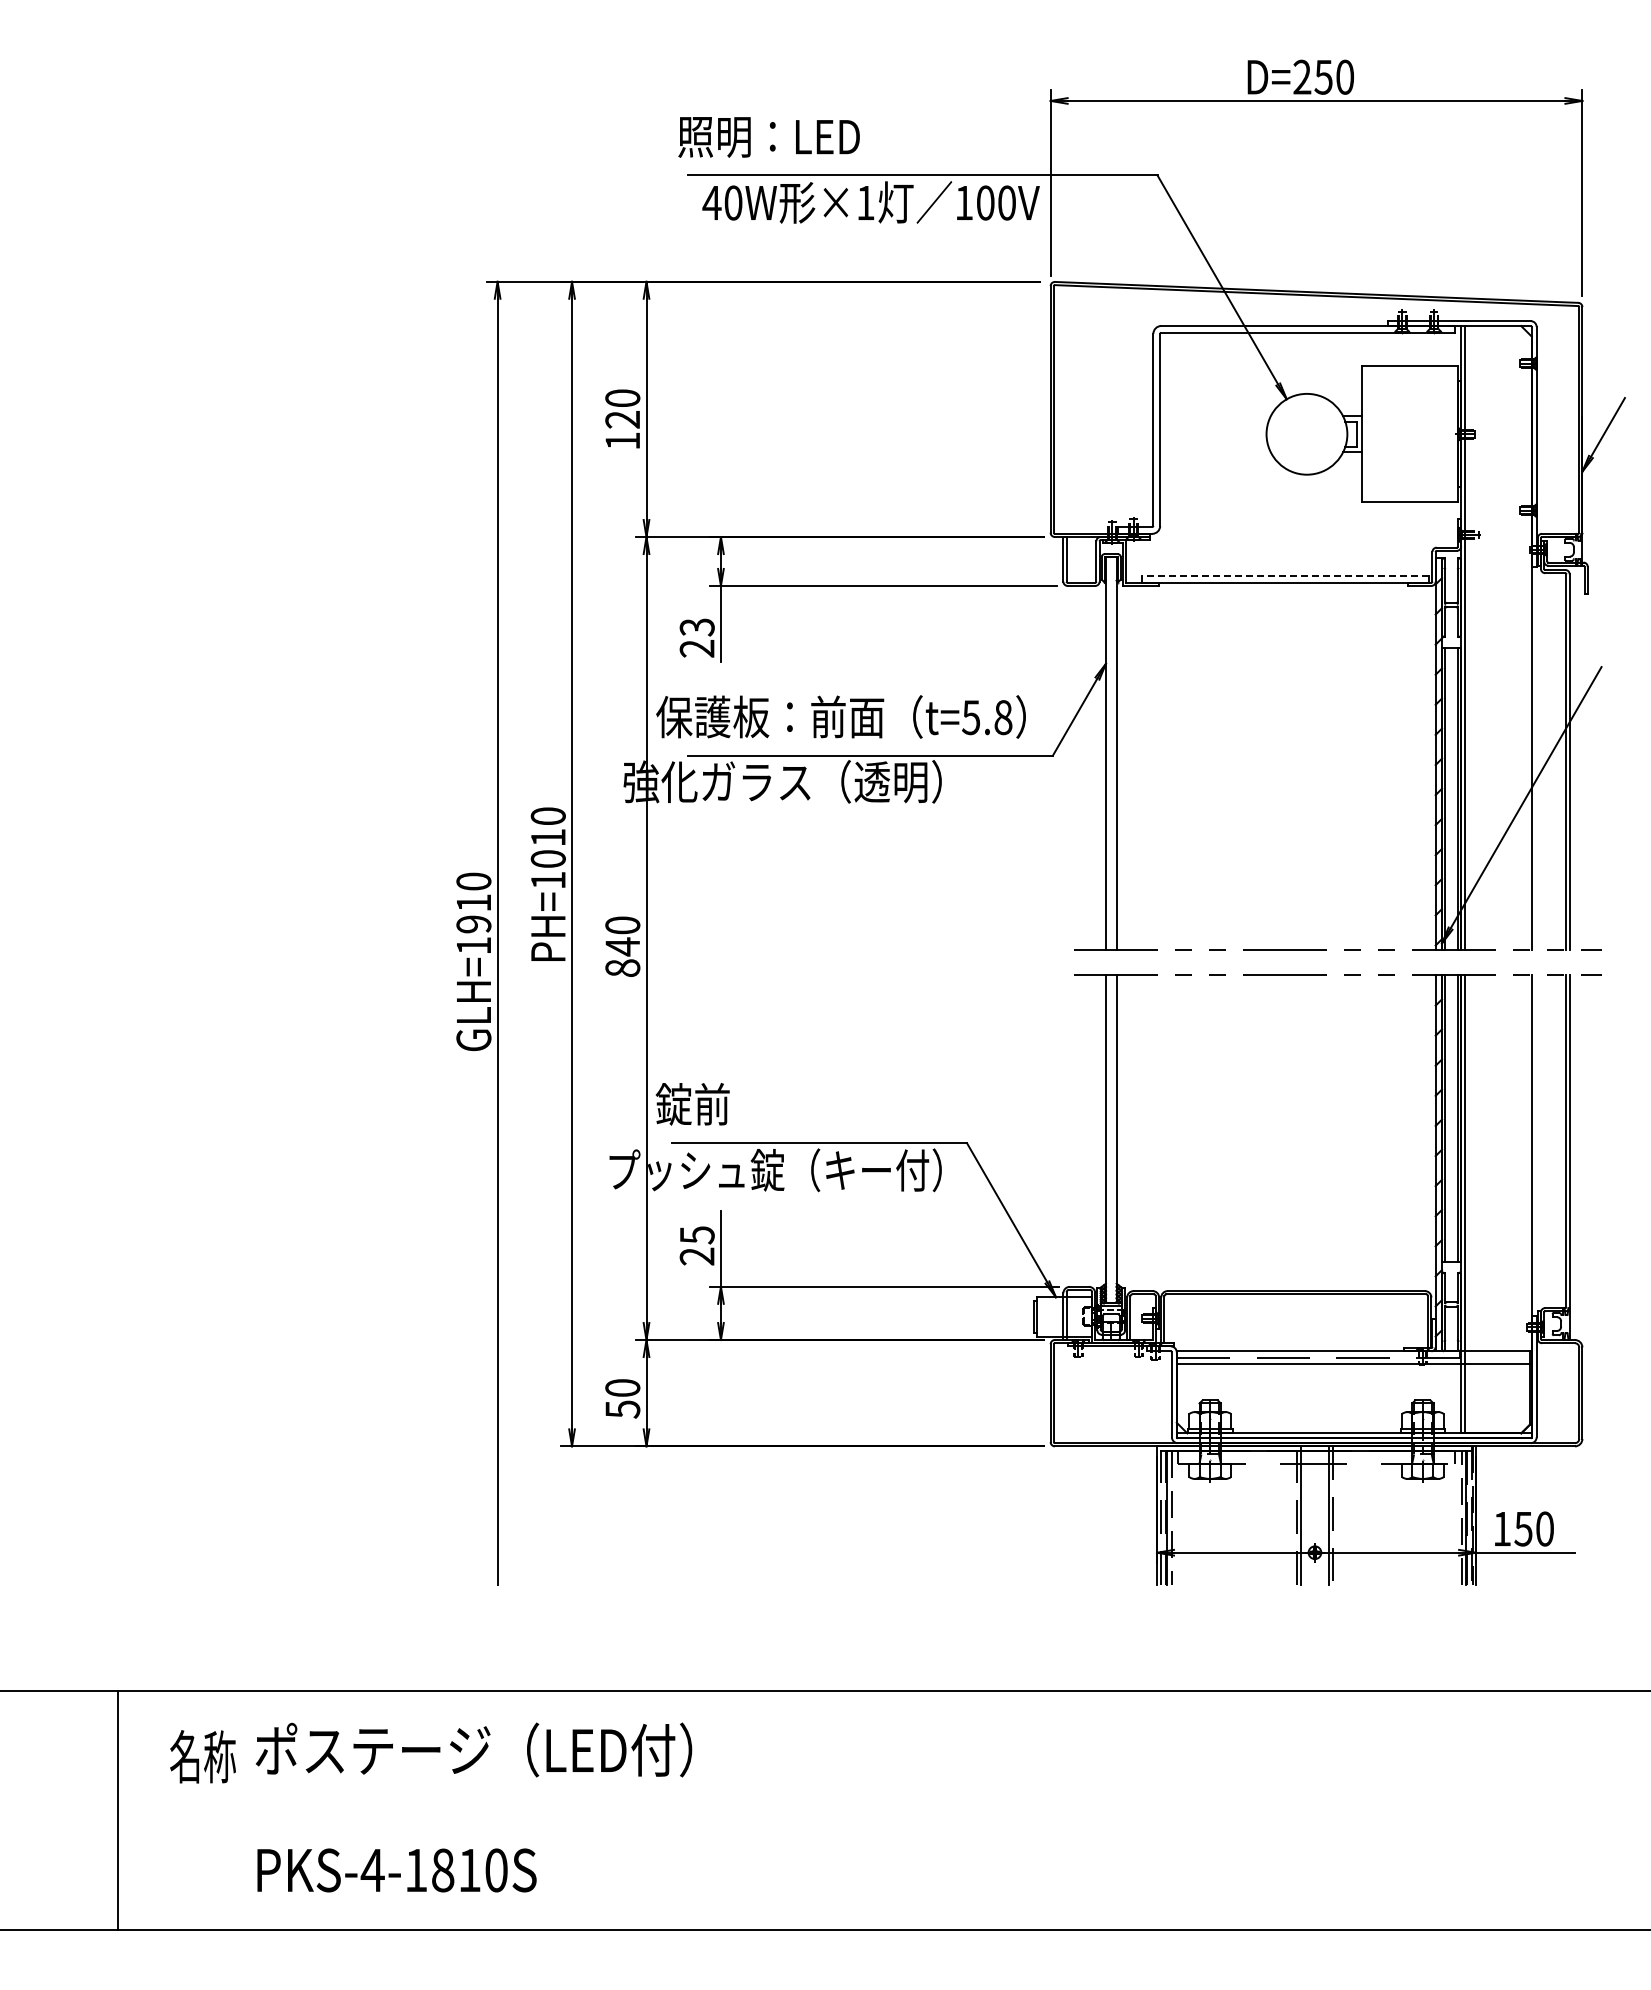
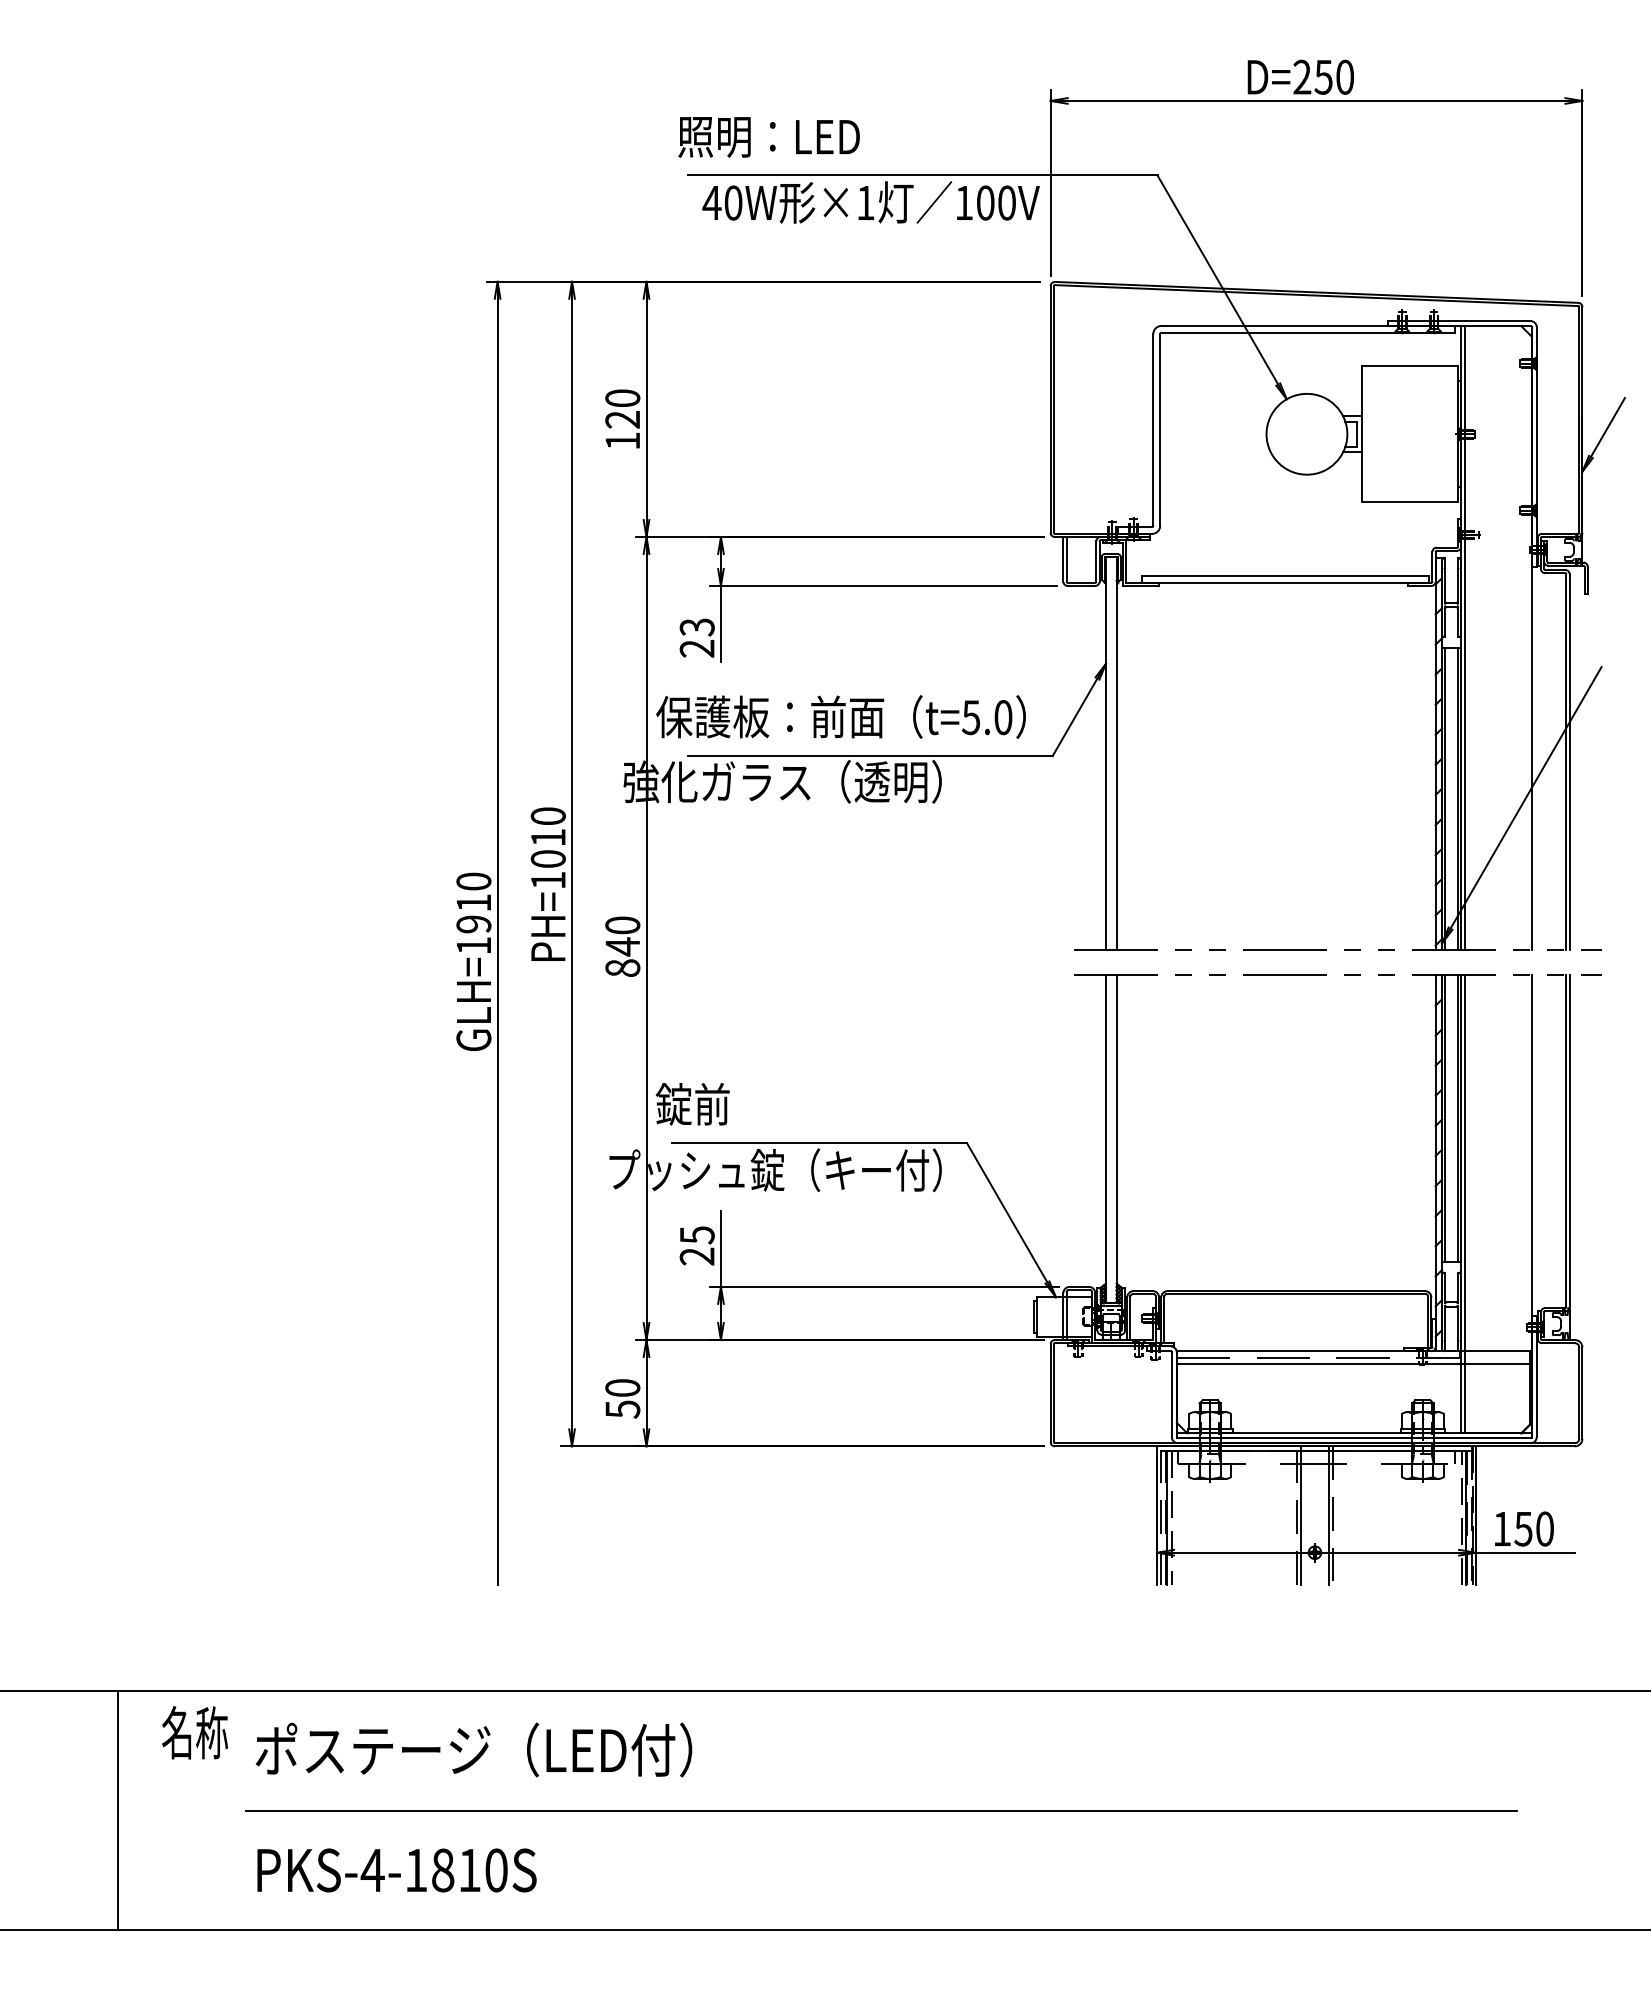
line: dashed -> solid (1285, 576)
text: t=5.8 -> t=5.0 (1003, 717)
text position: (202, 1756) -> (194, 1732) (194, 1732)
line: none -> present (880, 1810)
